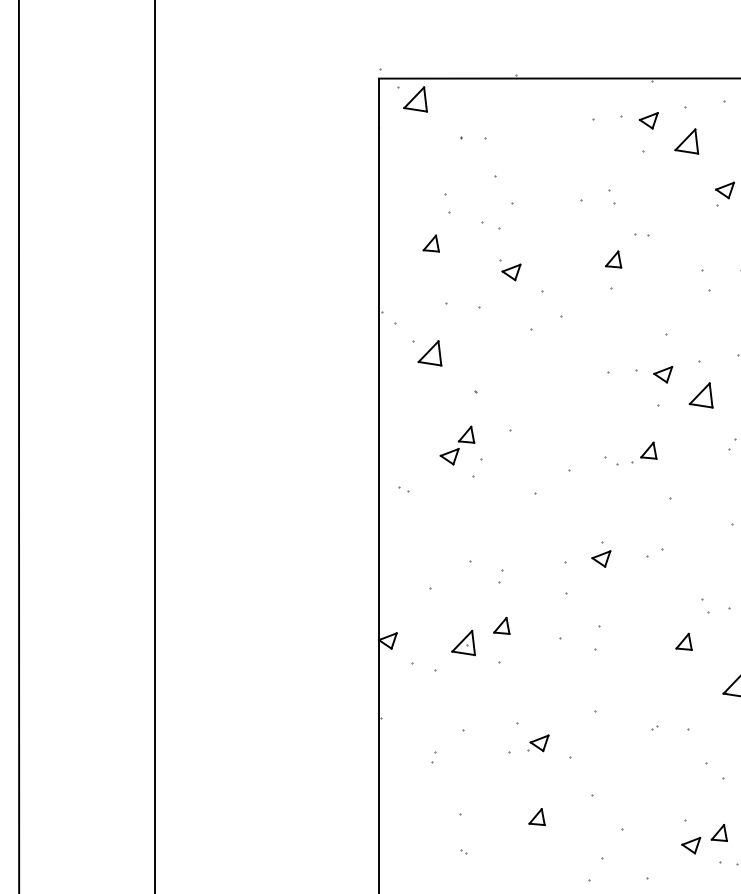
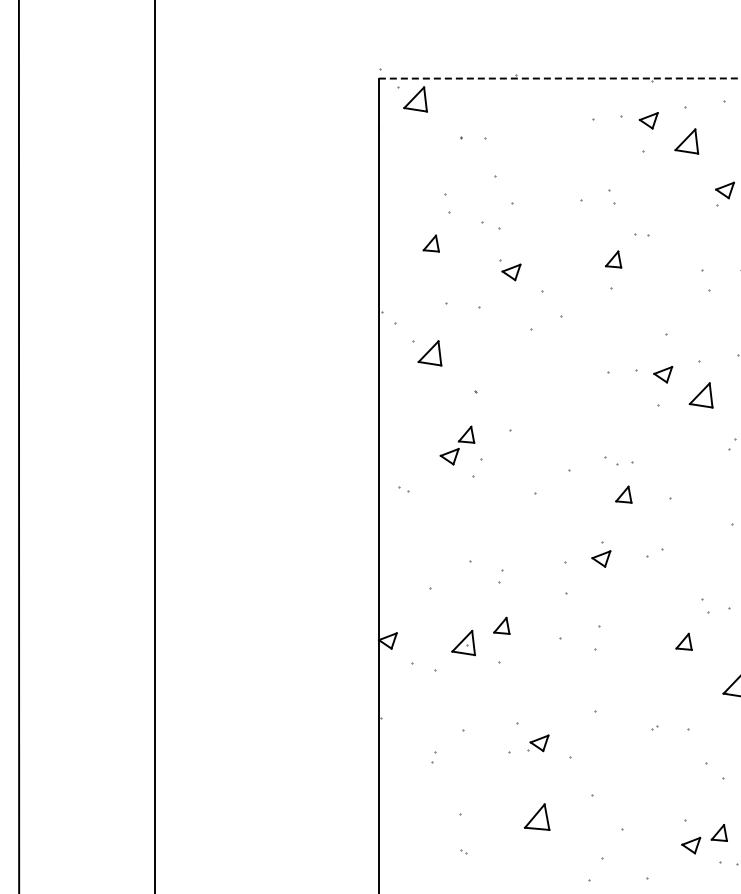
line: solid -> dashed (559, 78)
part position: (648, 450) -> (623, 494) (623, 494)
part size: 18x18 px -> 27x28 px (537, 816)
